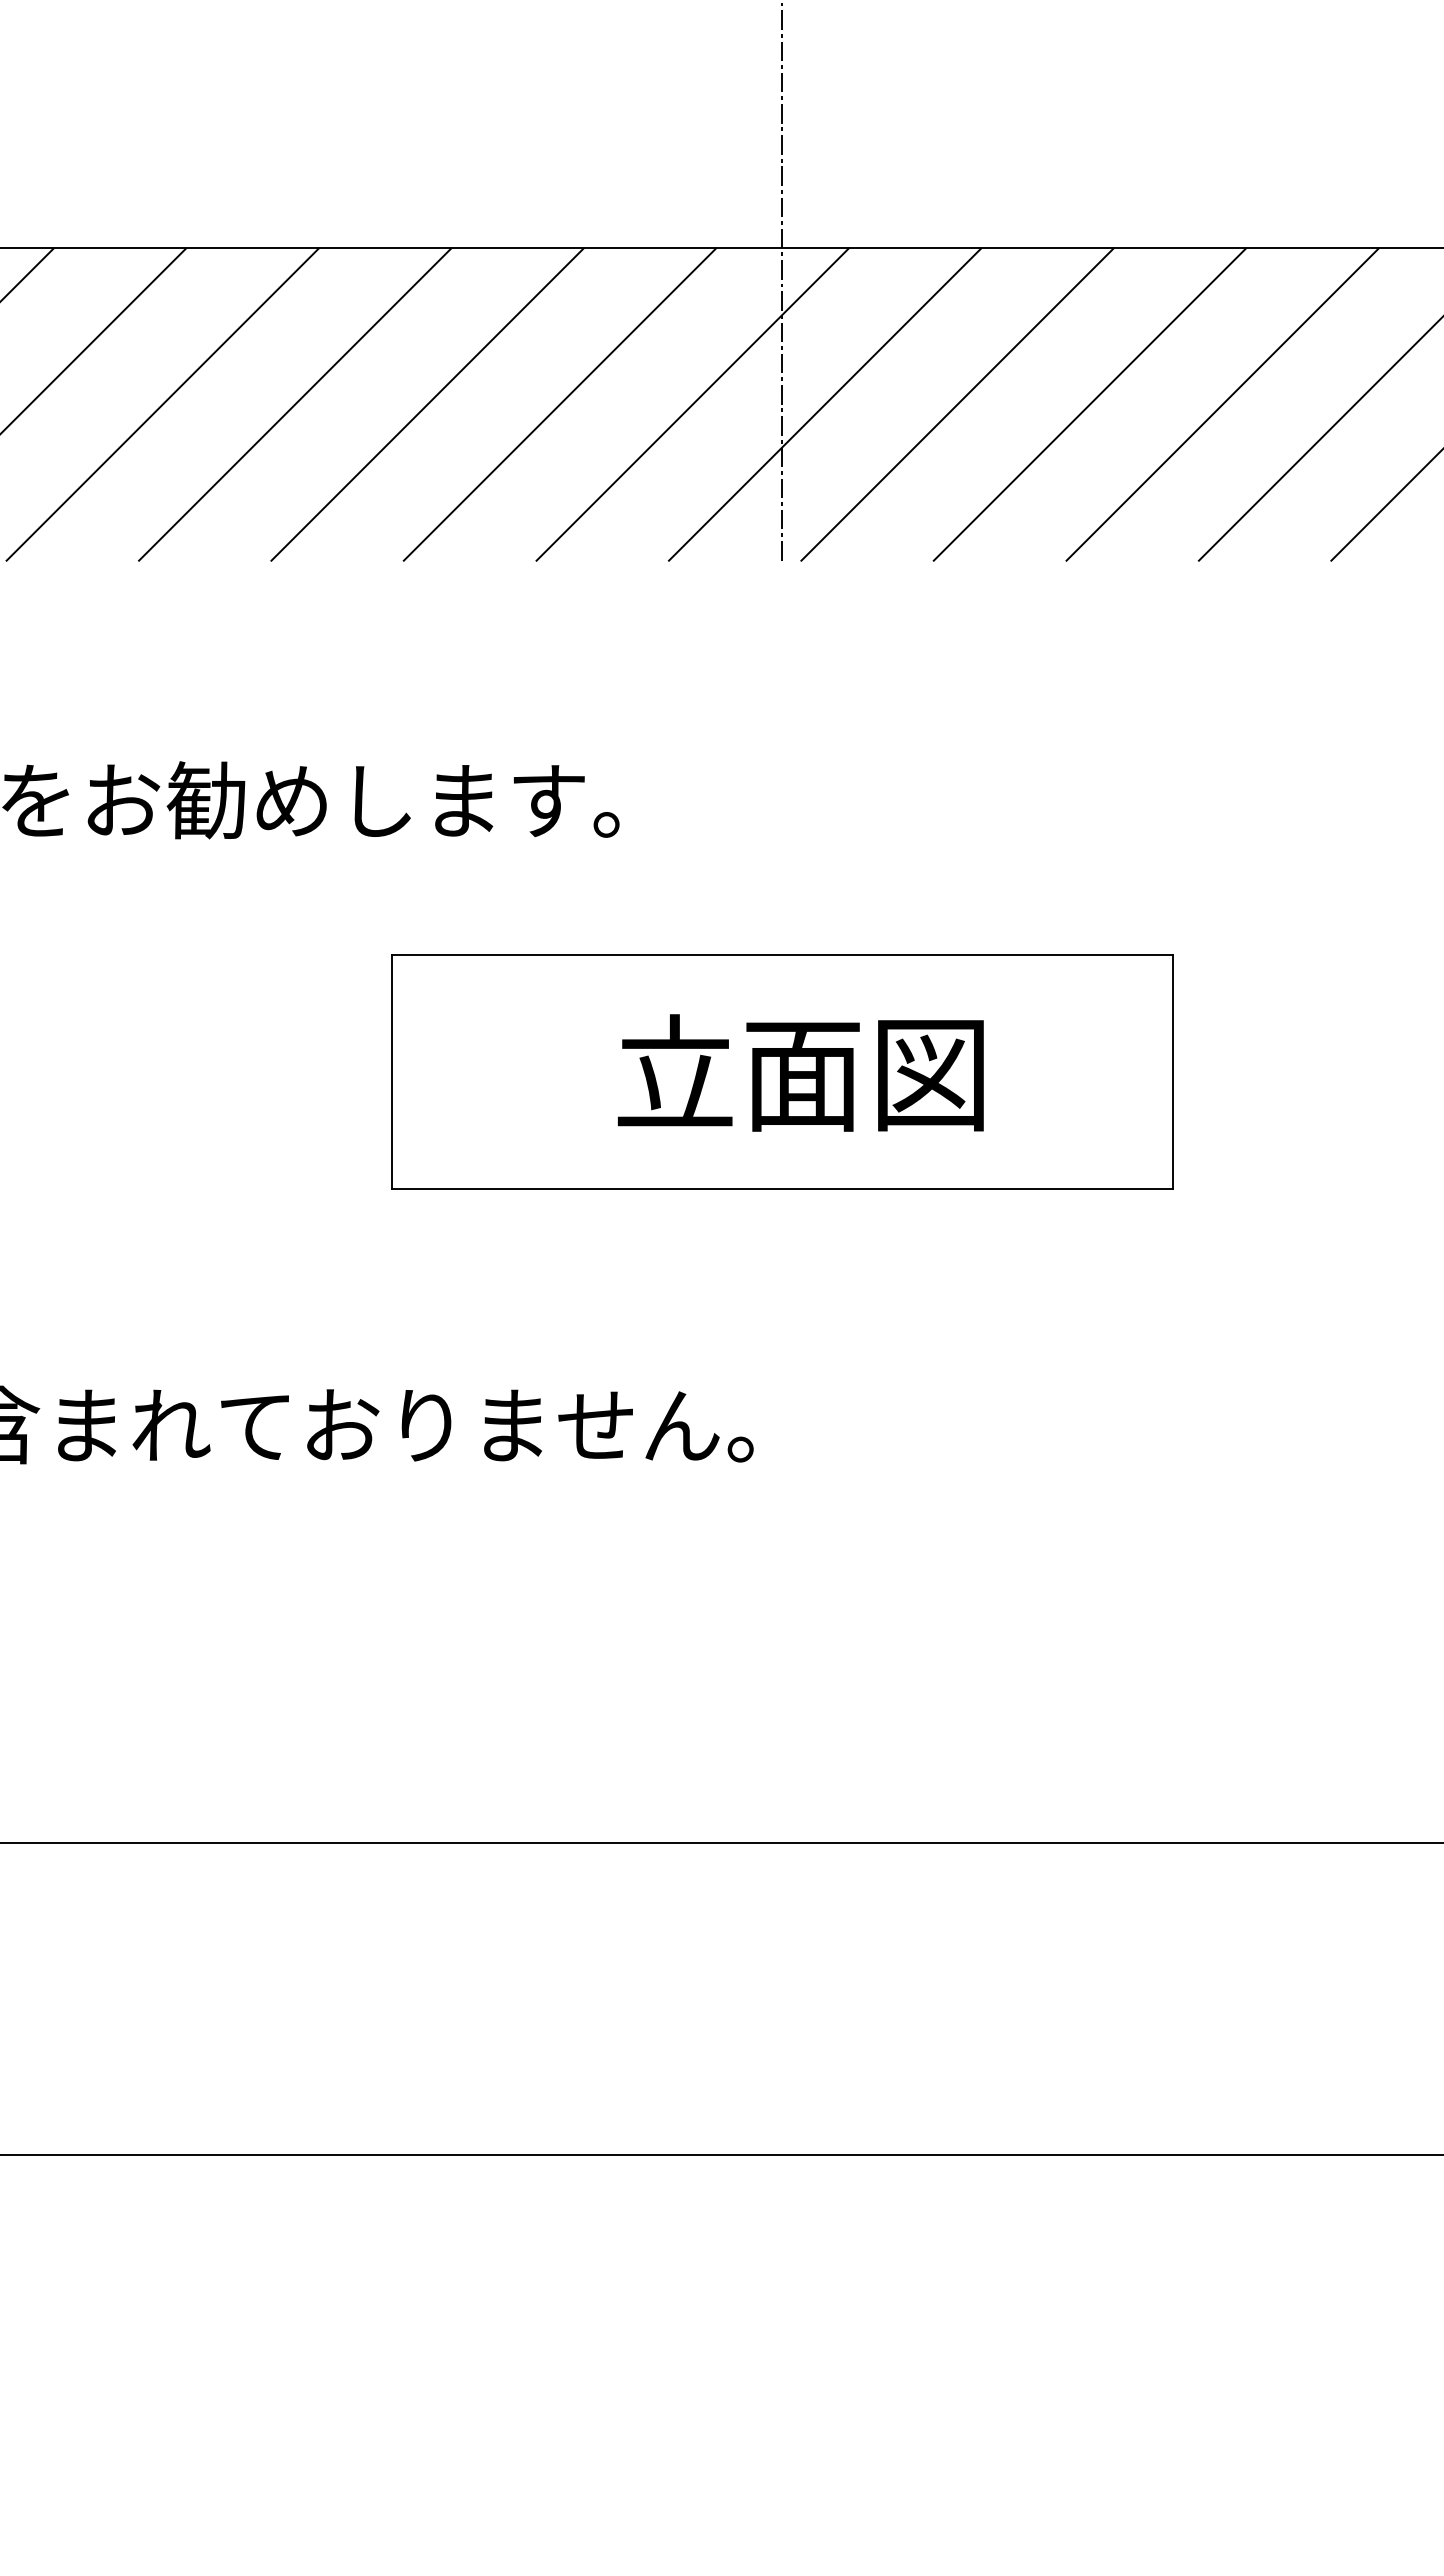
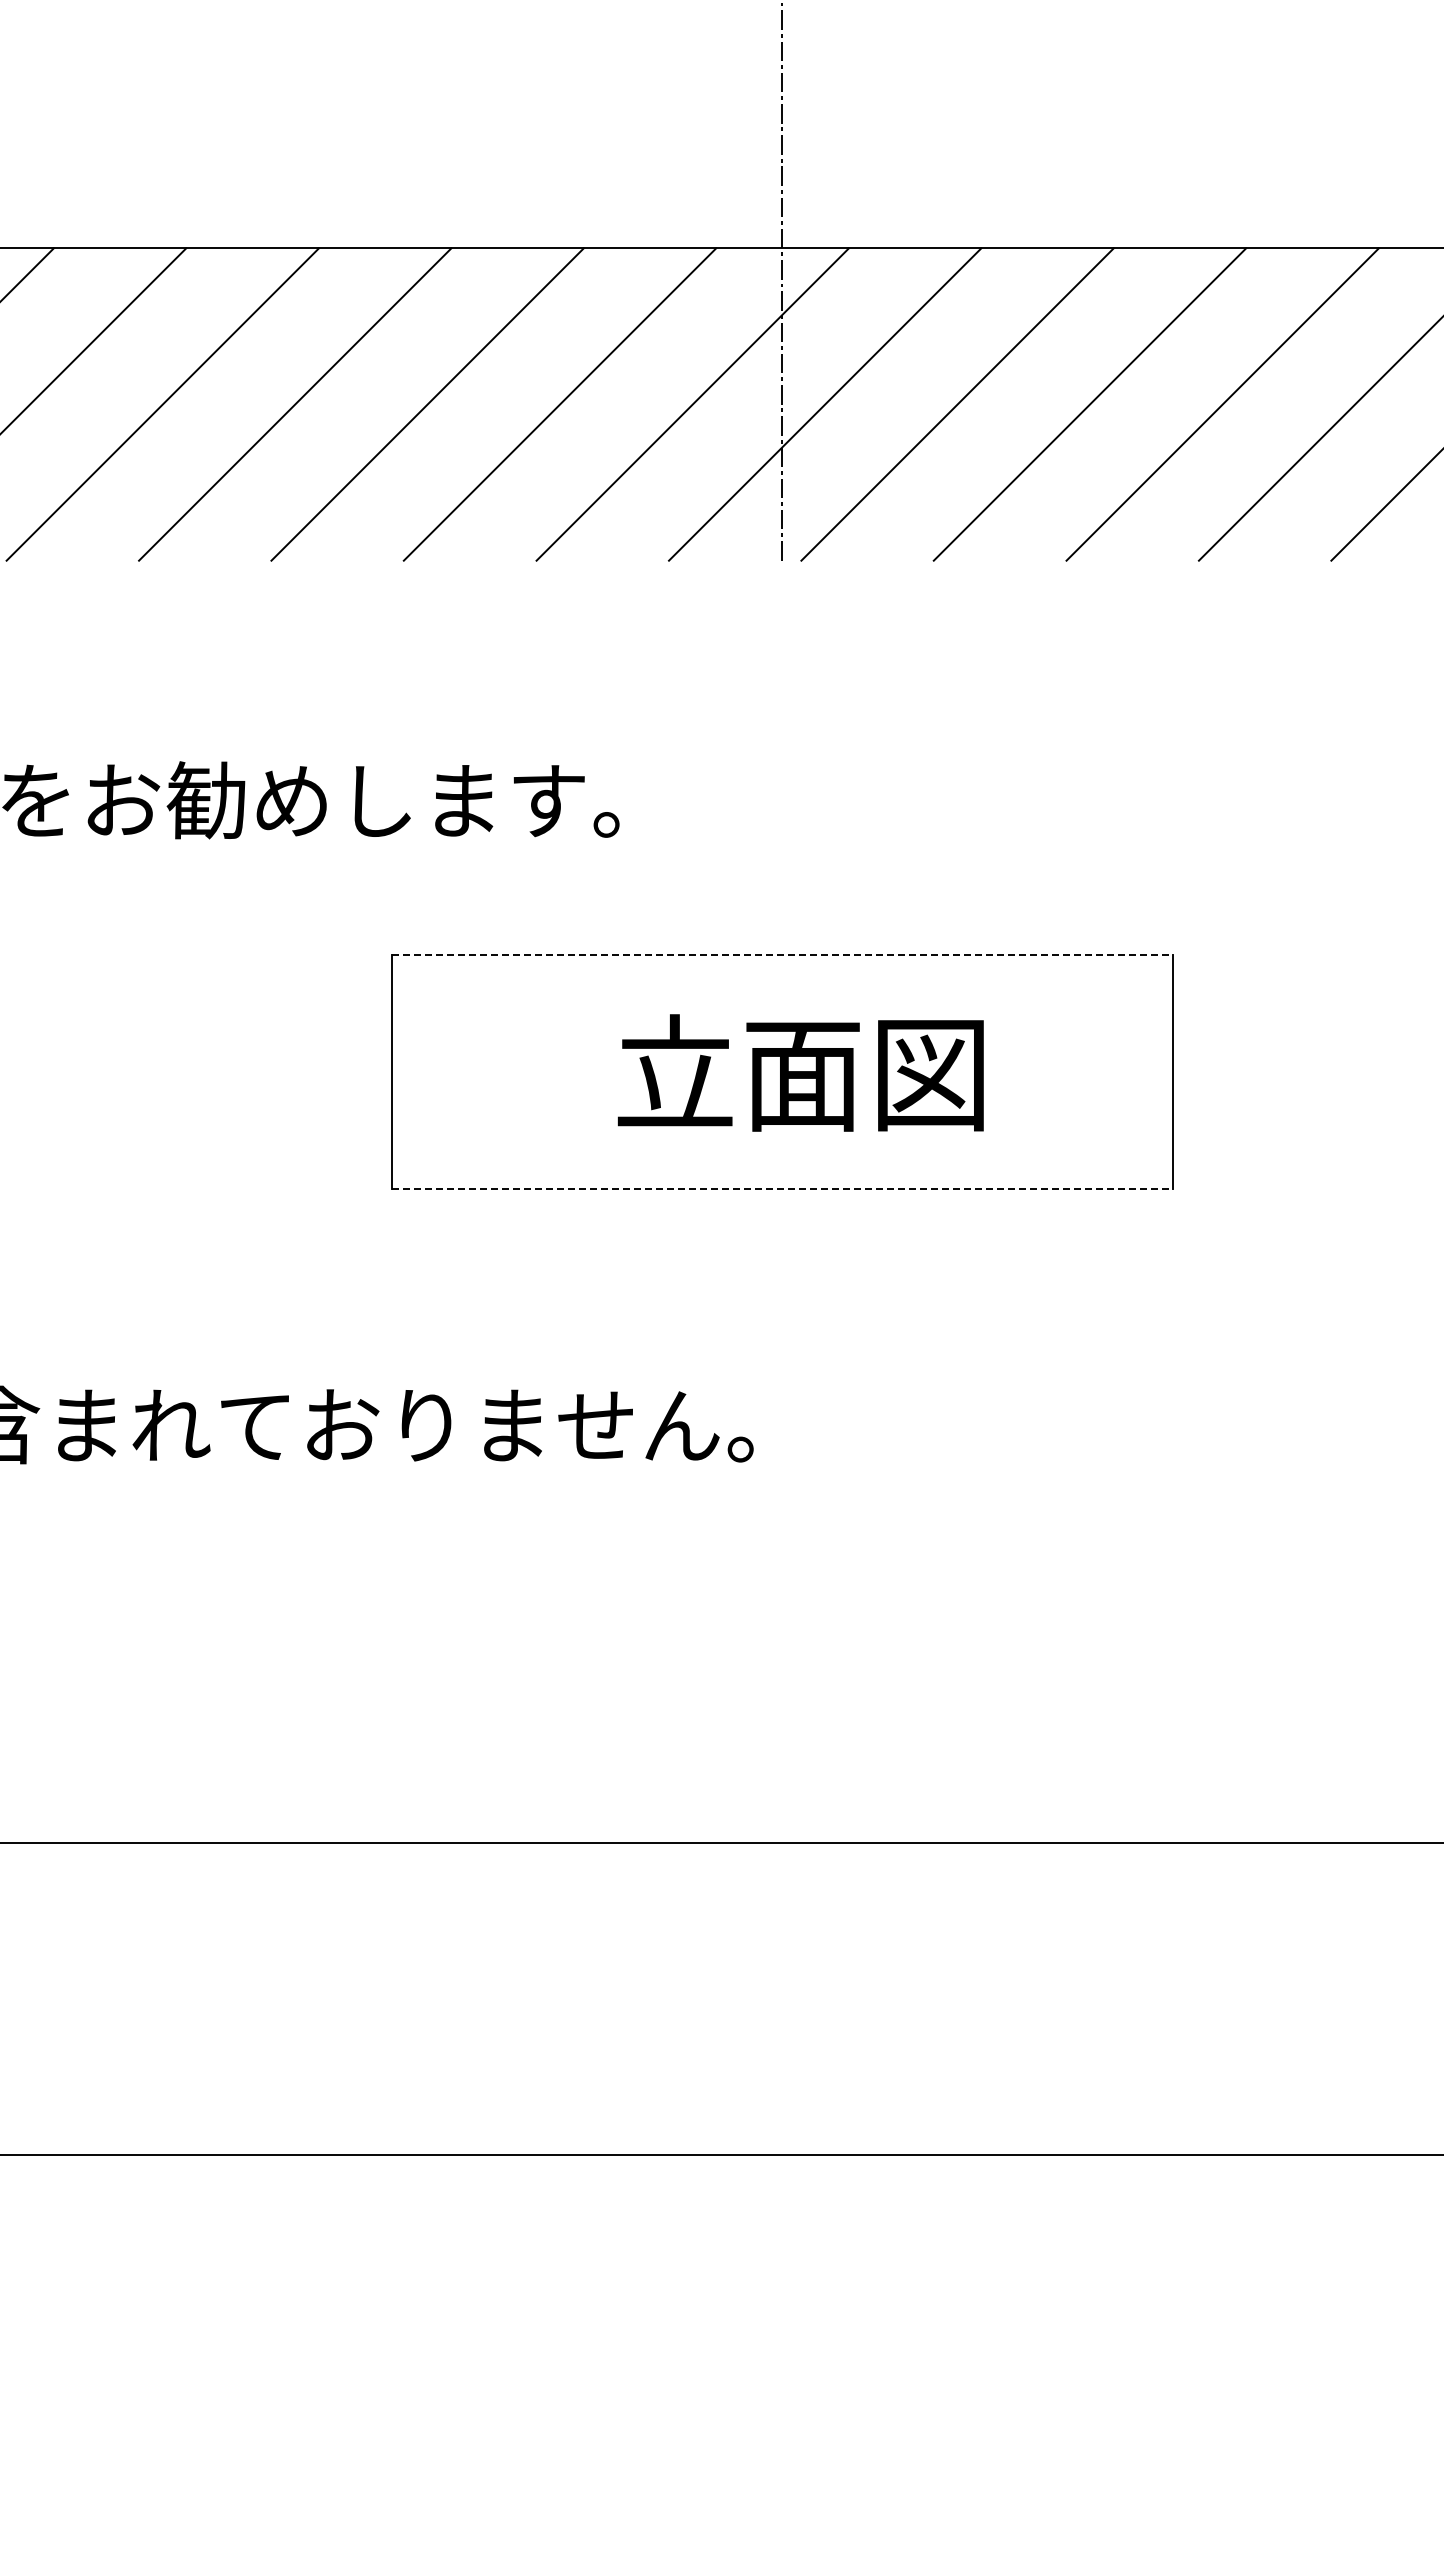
line: solid -> dashed (782, 954)
line: solid -> dashed (782, 1189)
